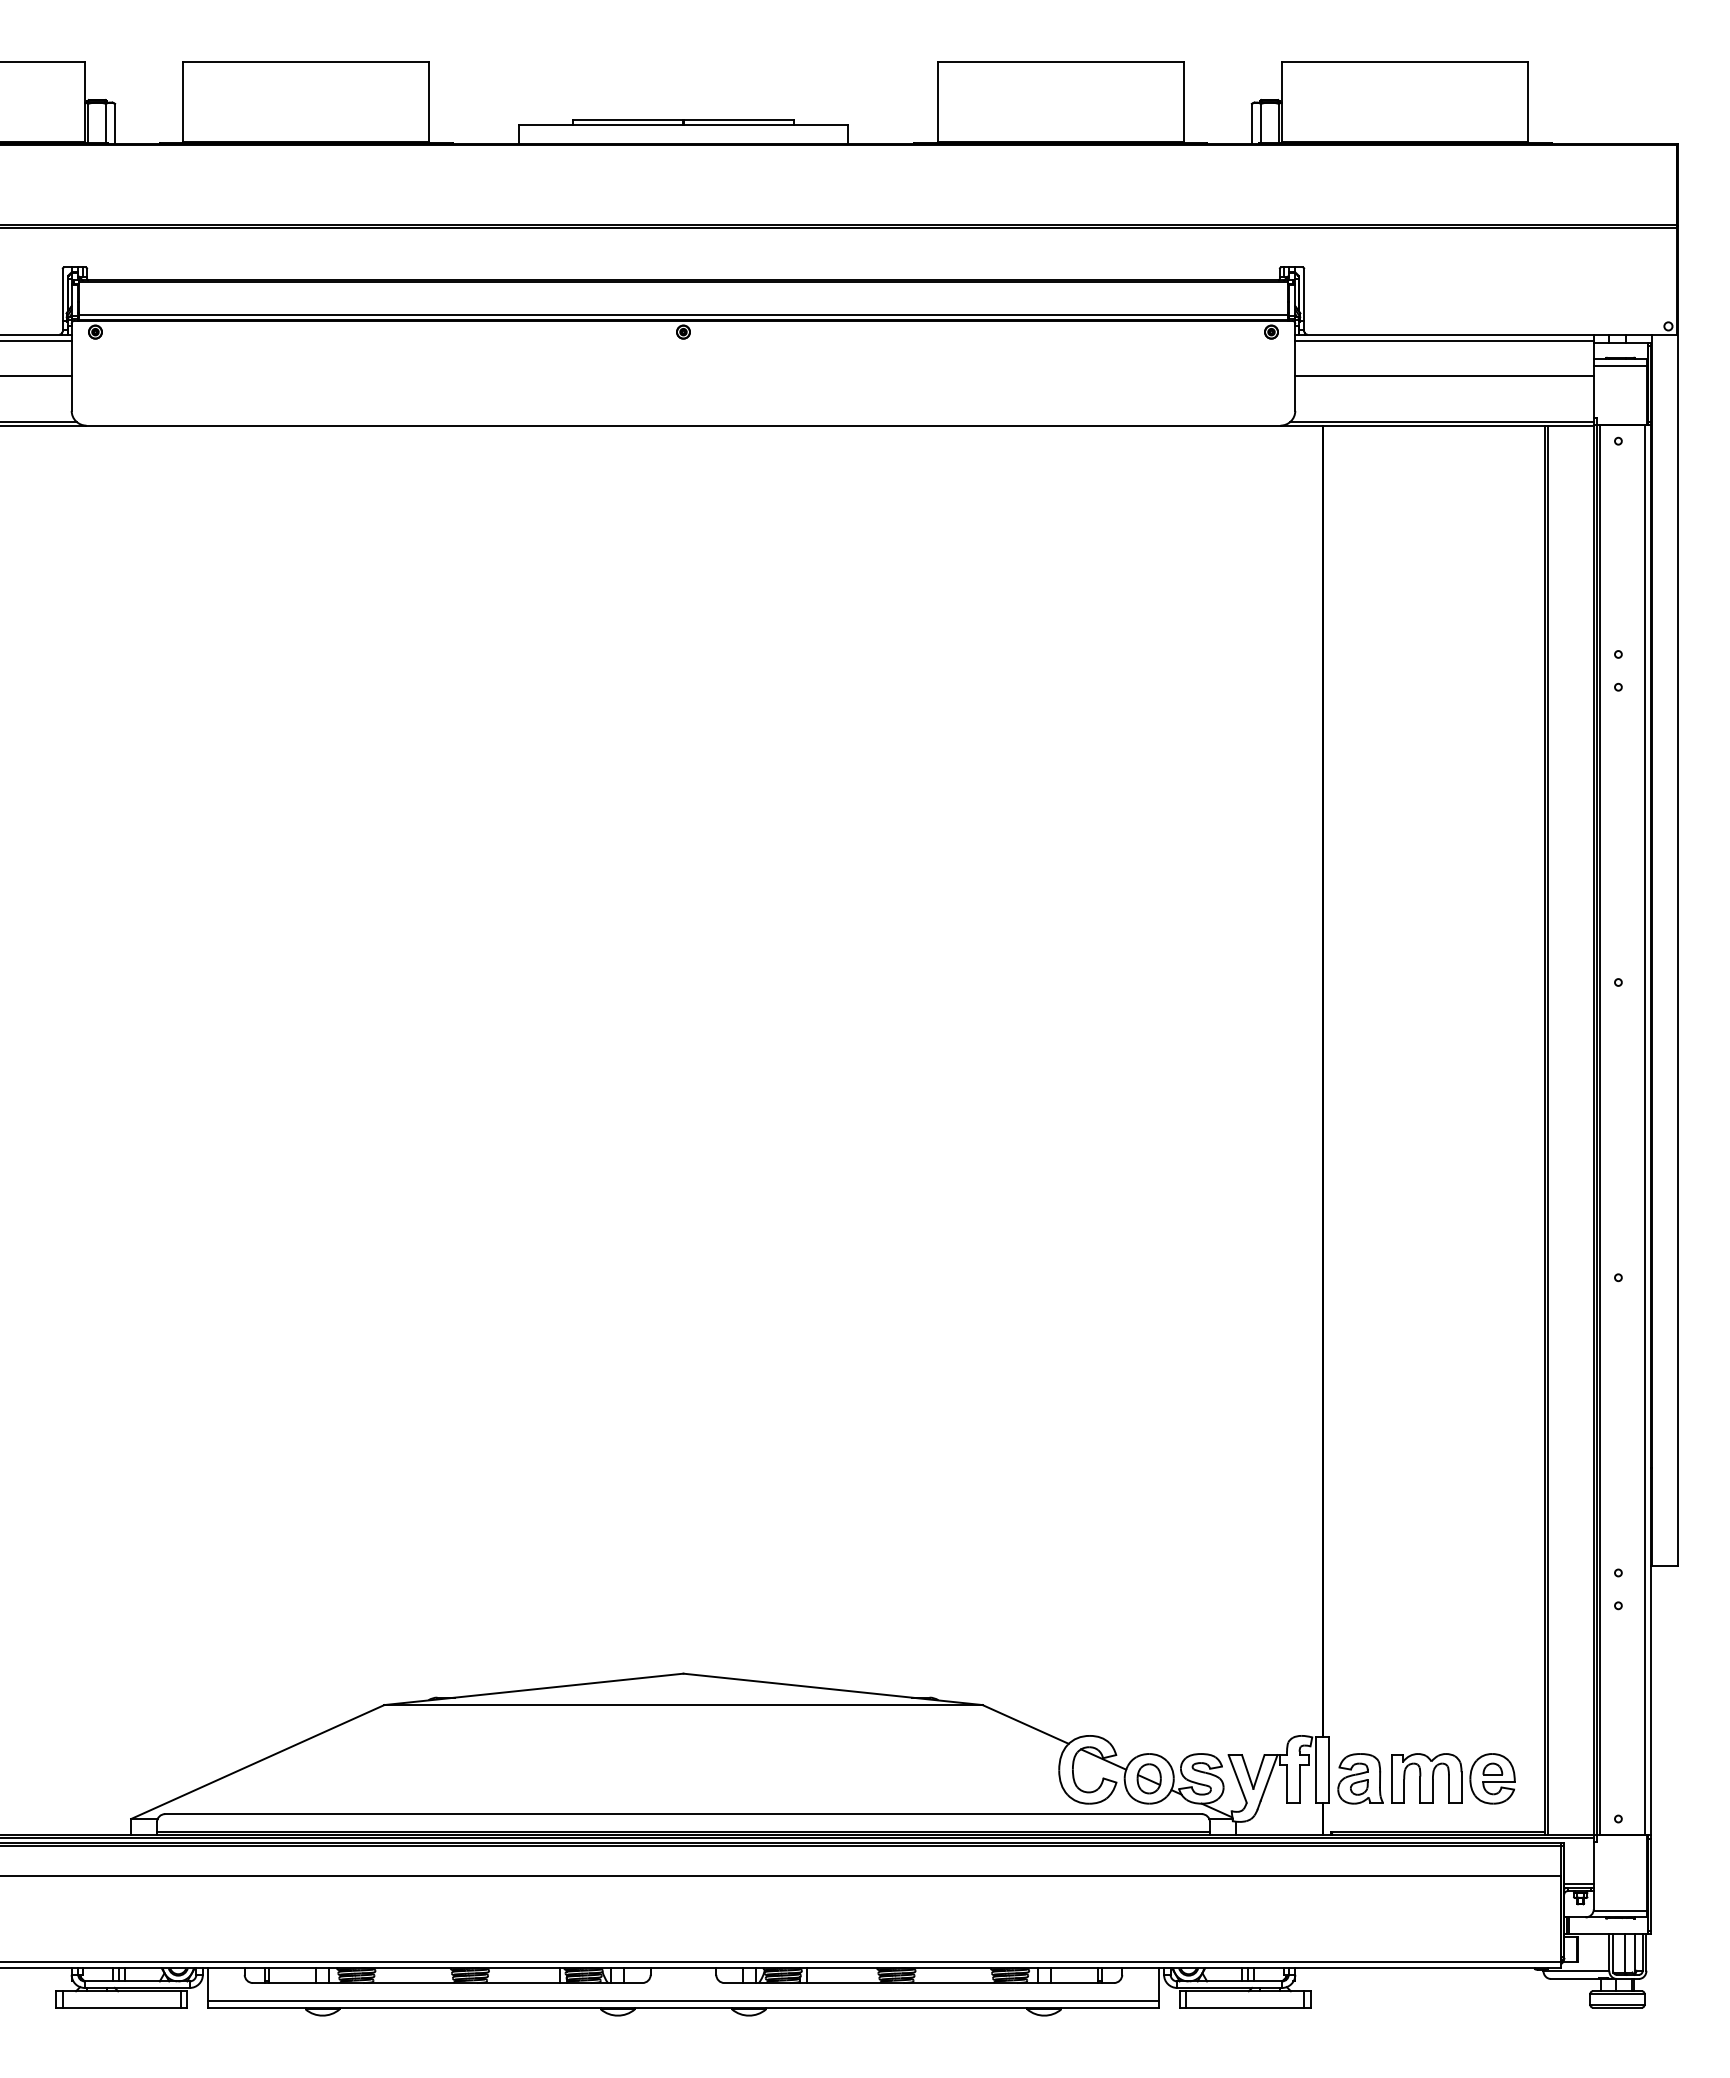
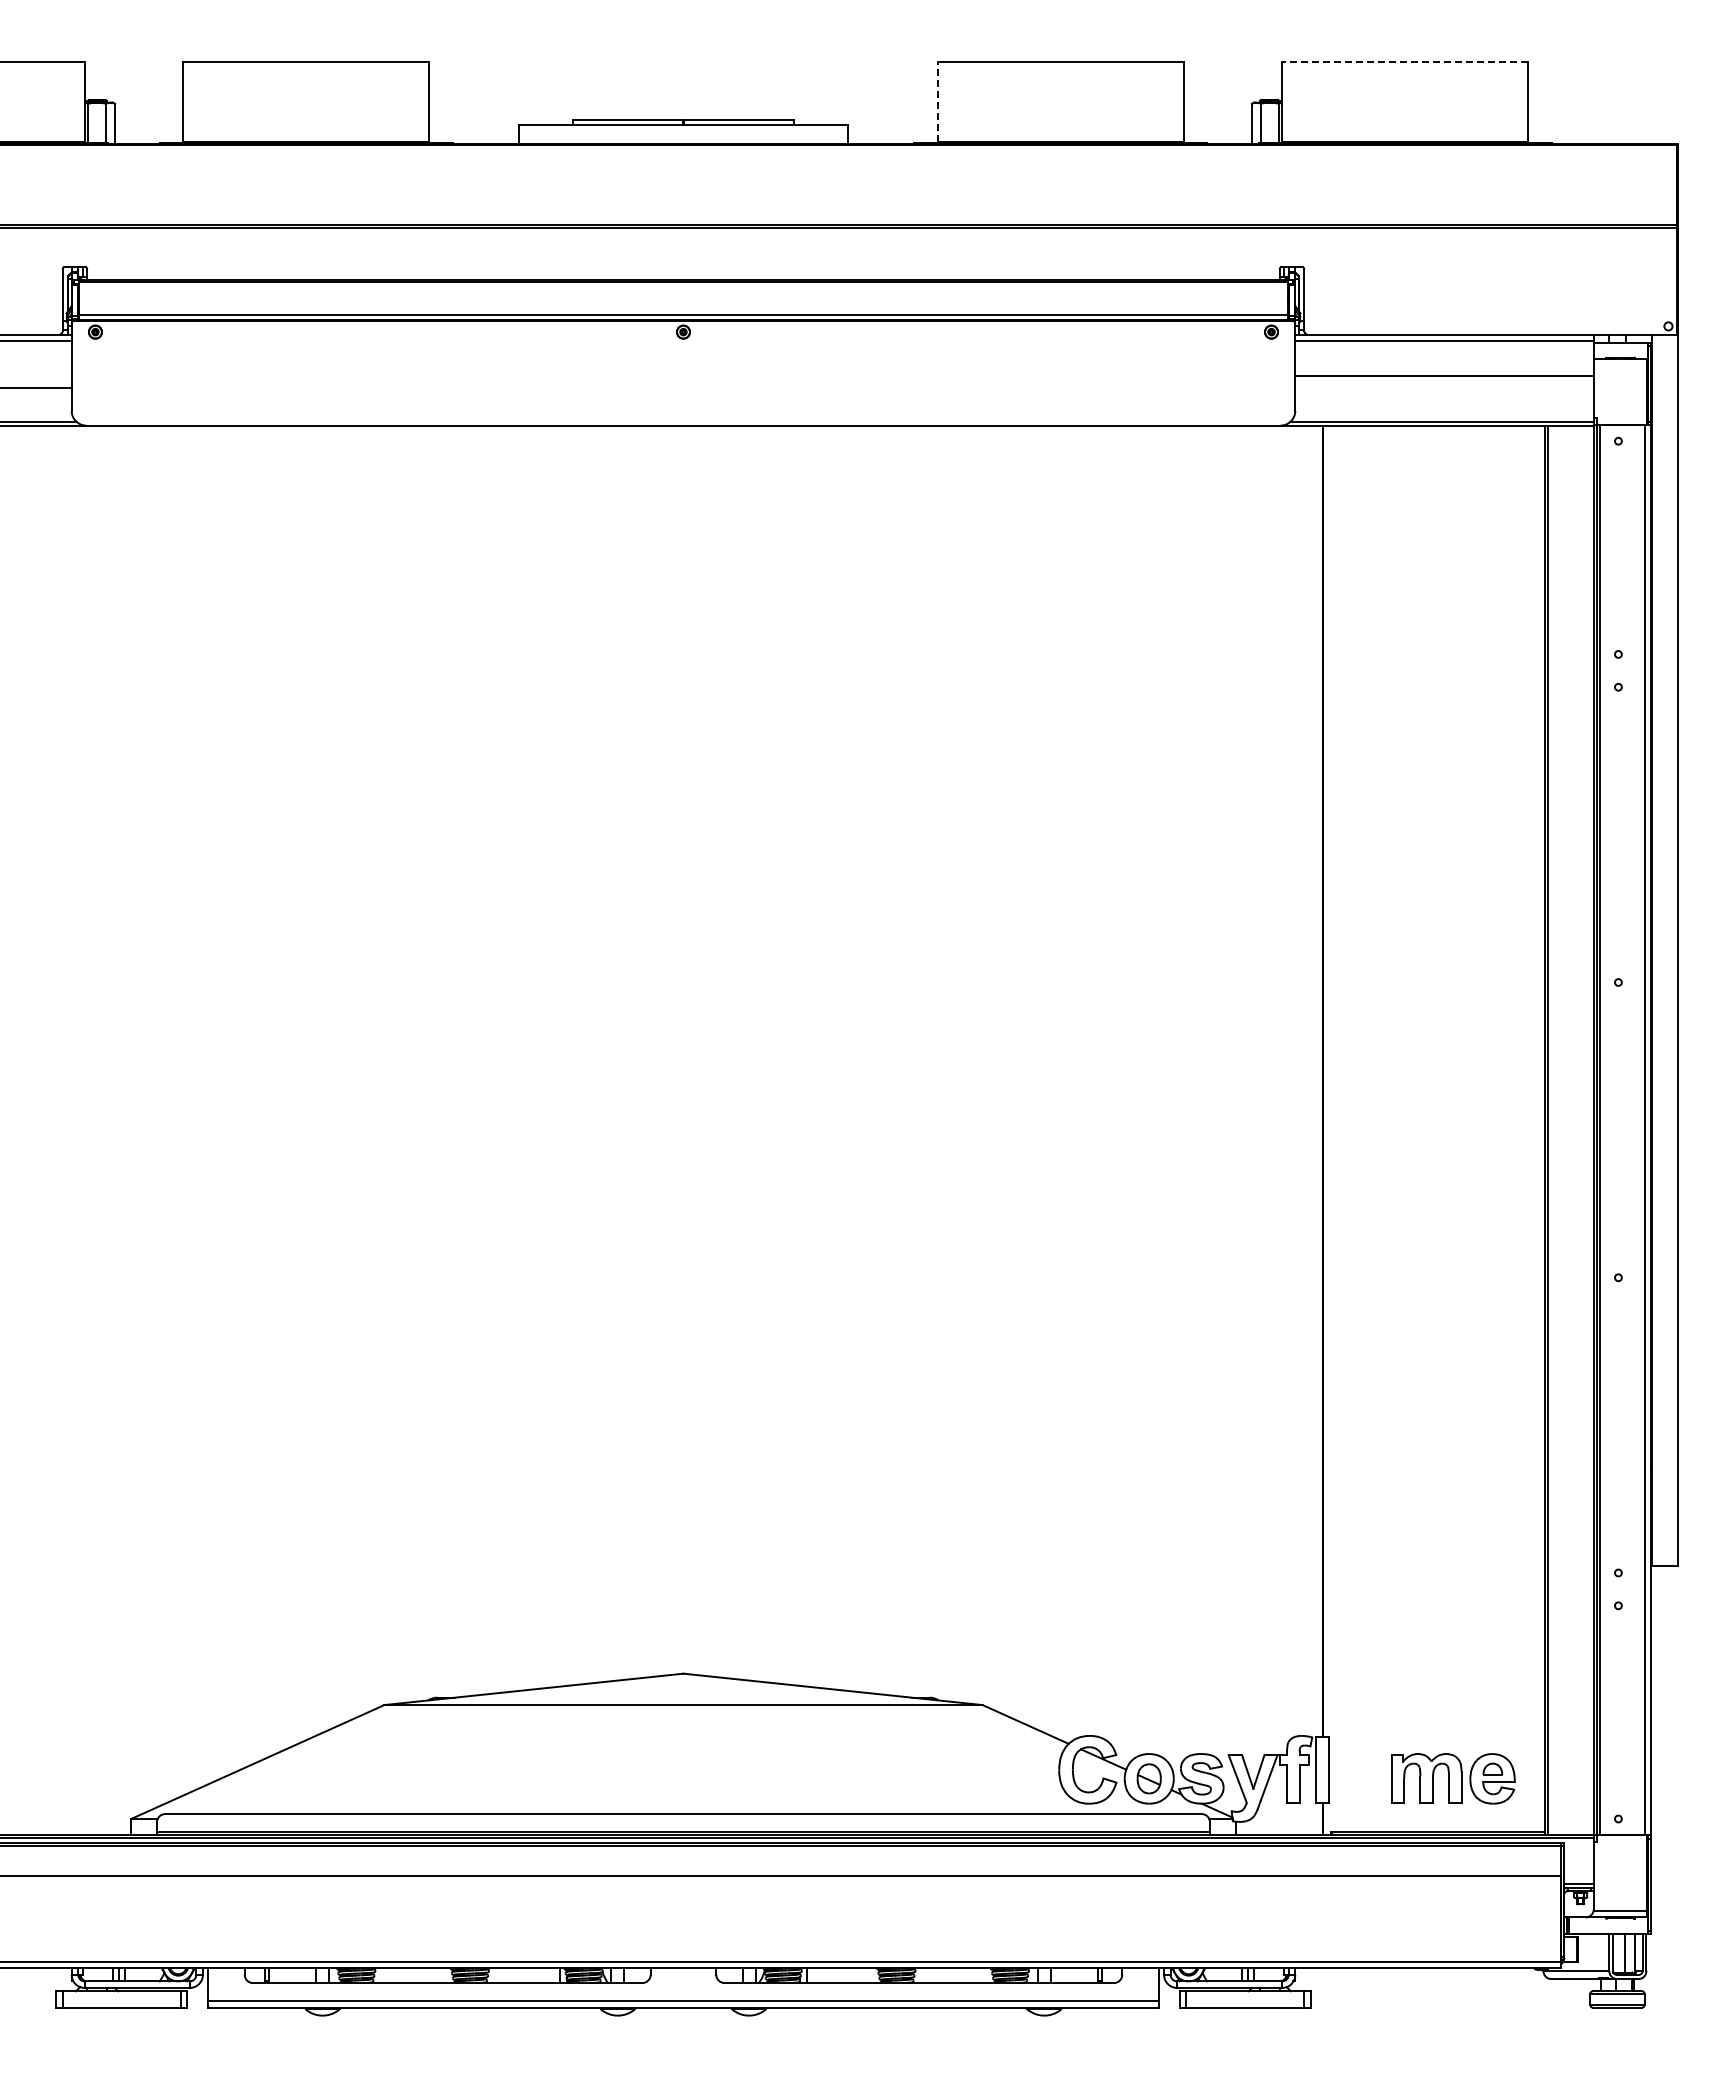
line: solid -> dashed (1404, 62)
line: solid -> dashed (937, 101)
line: present -> none (1620, 365)
line position: (36, 376) -> (36, 388) (36, 388)
part: present -> none (1360, 1778)
